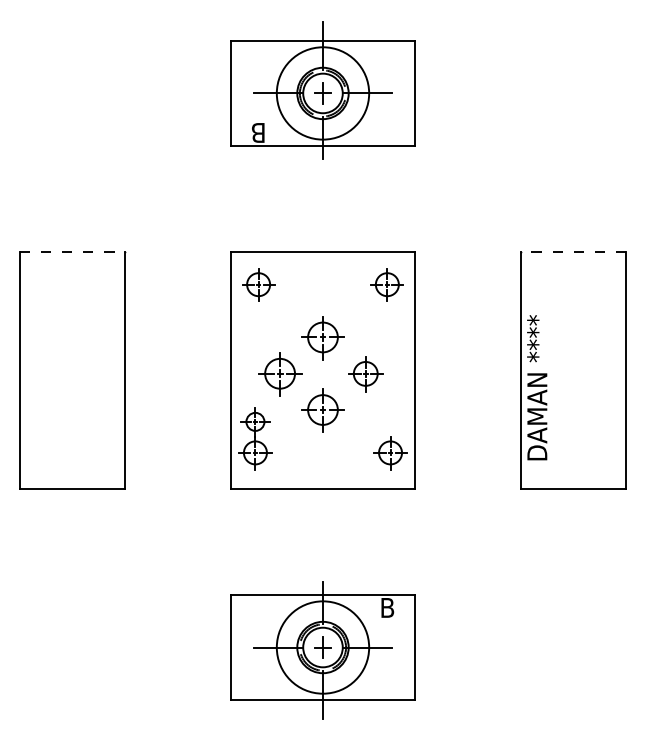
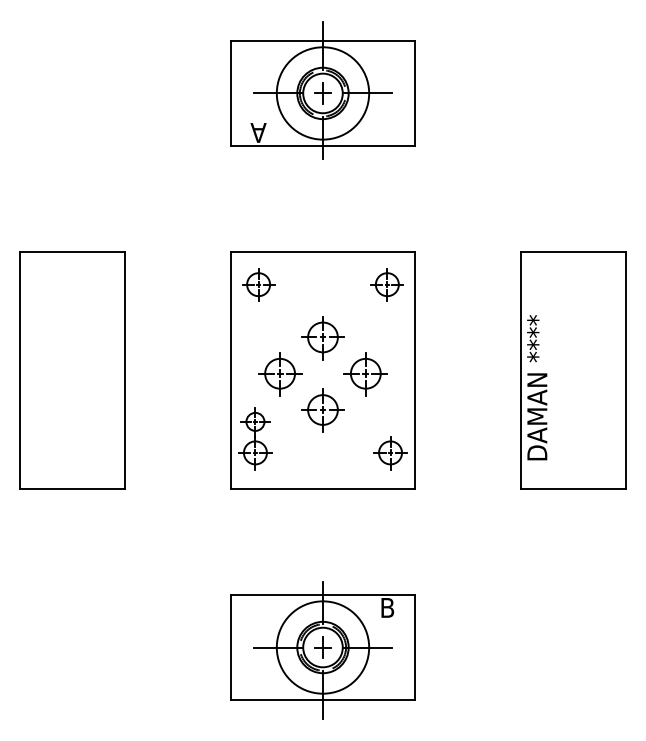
text: B -> A (258, 132)
line: dashed -> solid (72, 251)
line: dashed -> solid (573, 251)
part size: 36x37 px -> 45x45 px (365, 374)
